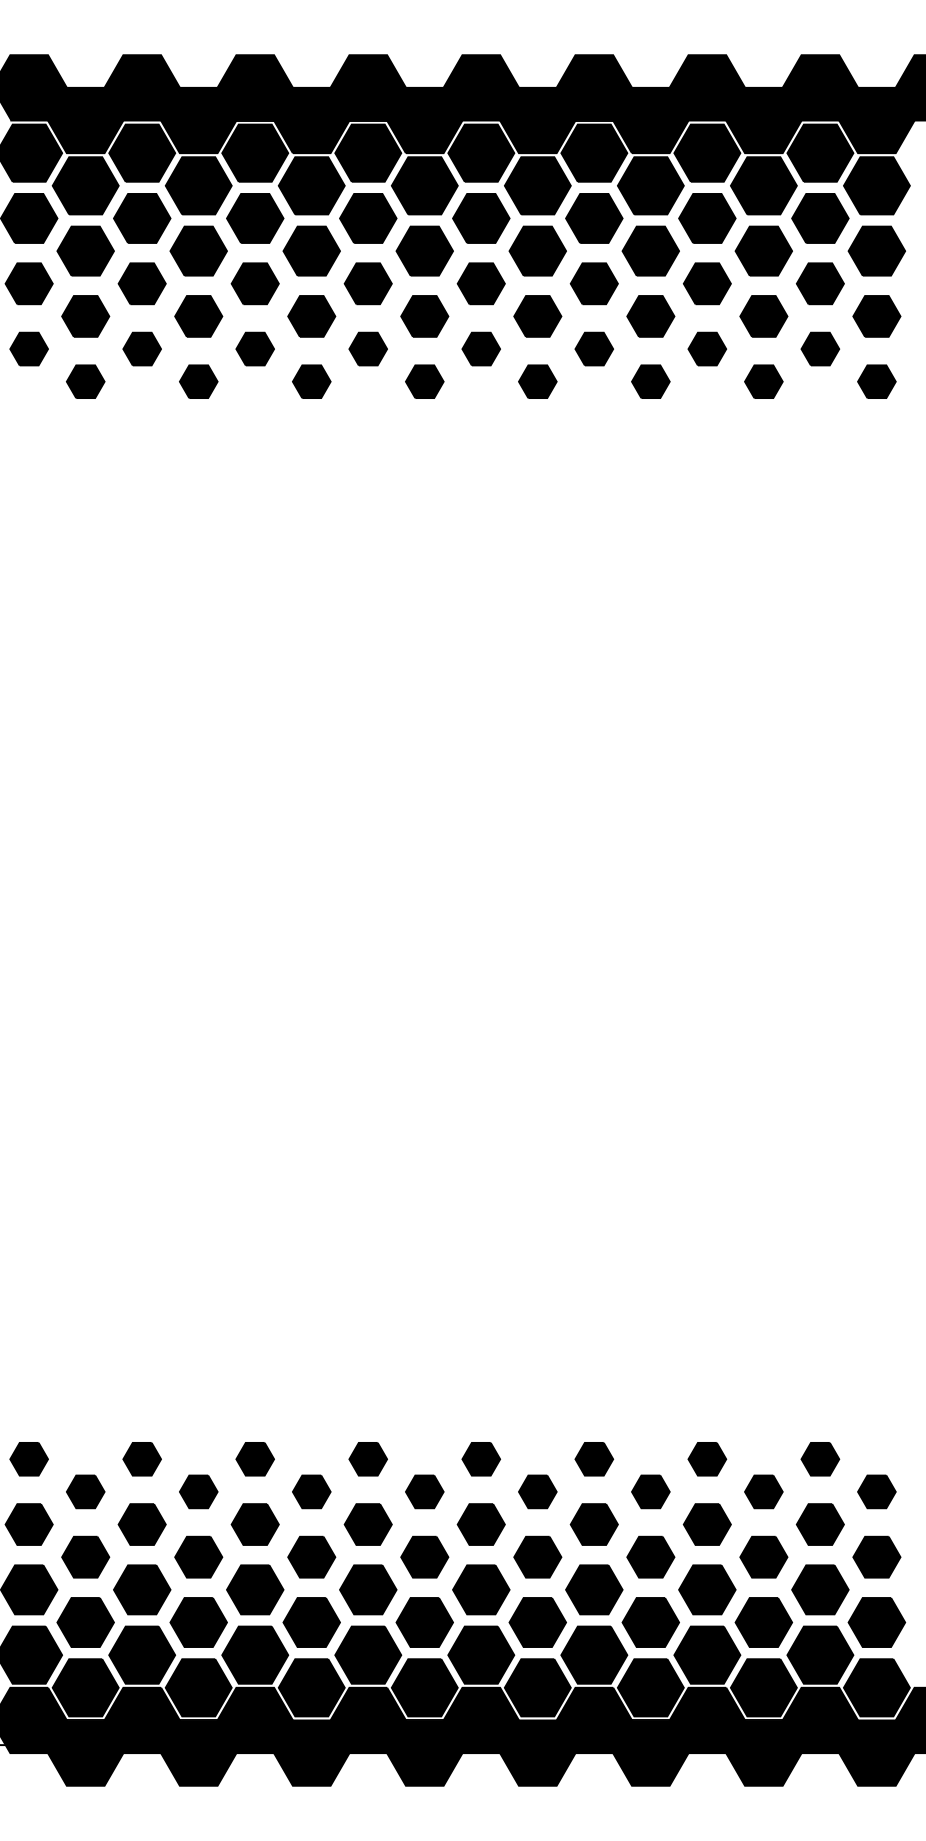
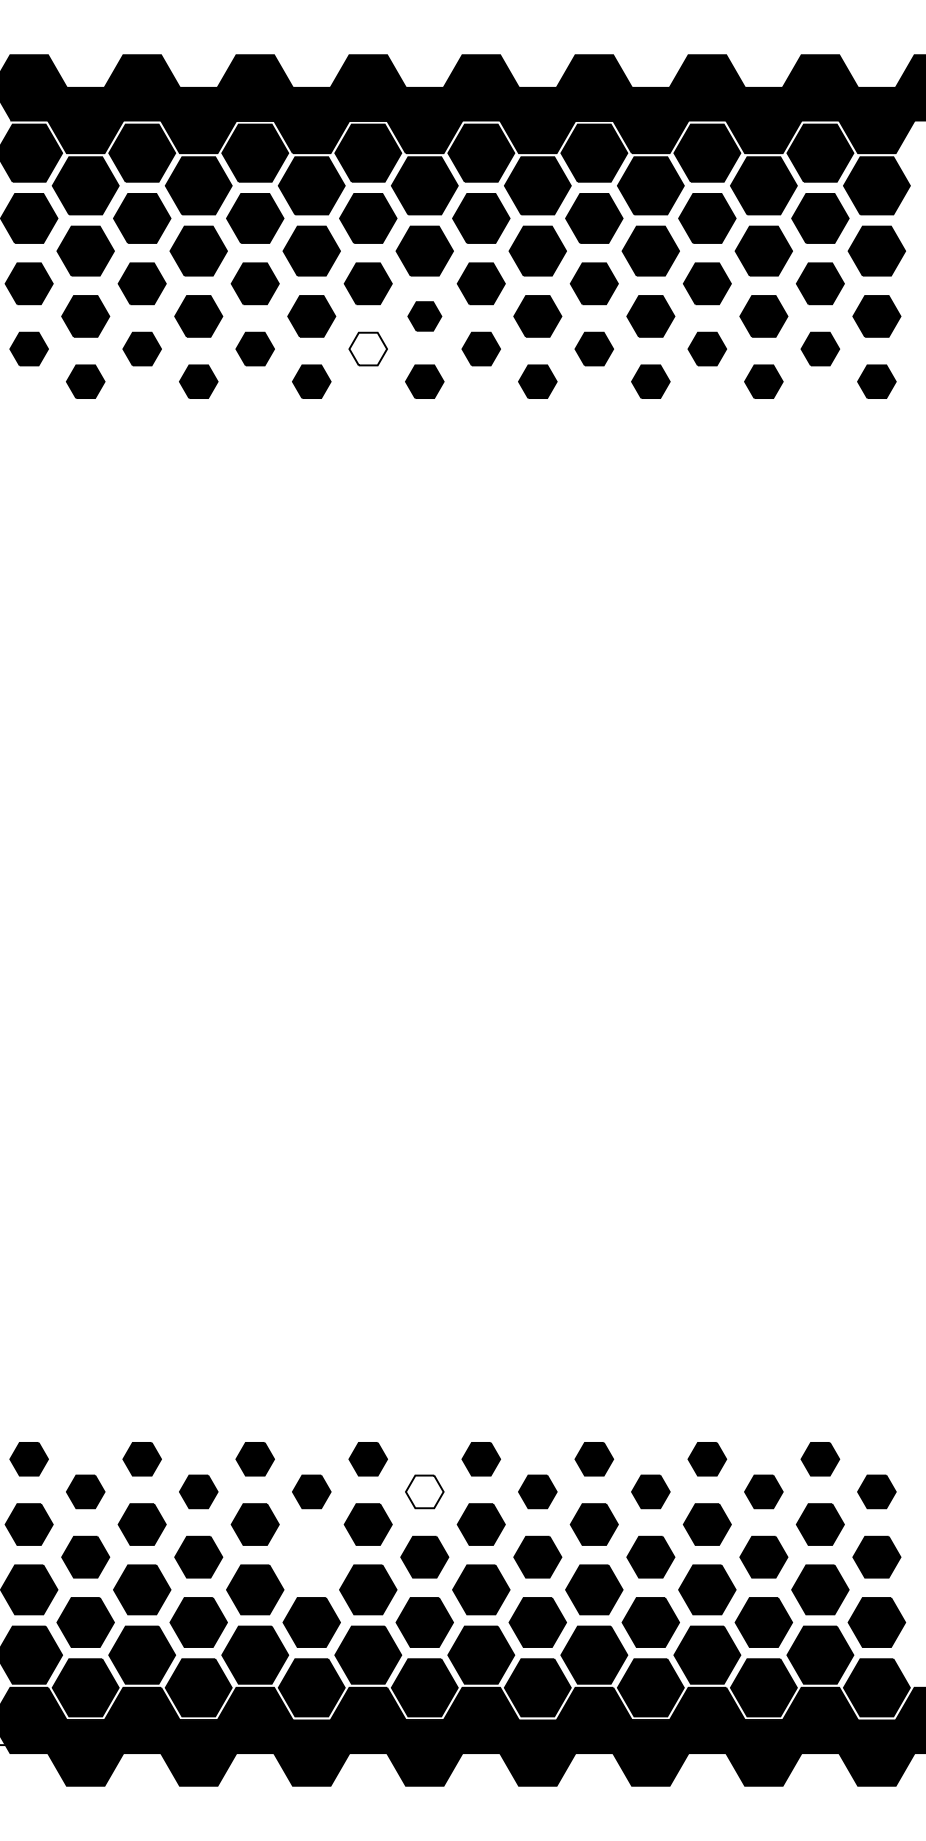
part size: 50x43 px -> 36x31 px (424, 316)
fill: present -> none (368, 348)
fill: present -> none (424, 1491)
part: present -> none (311, 1556)
